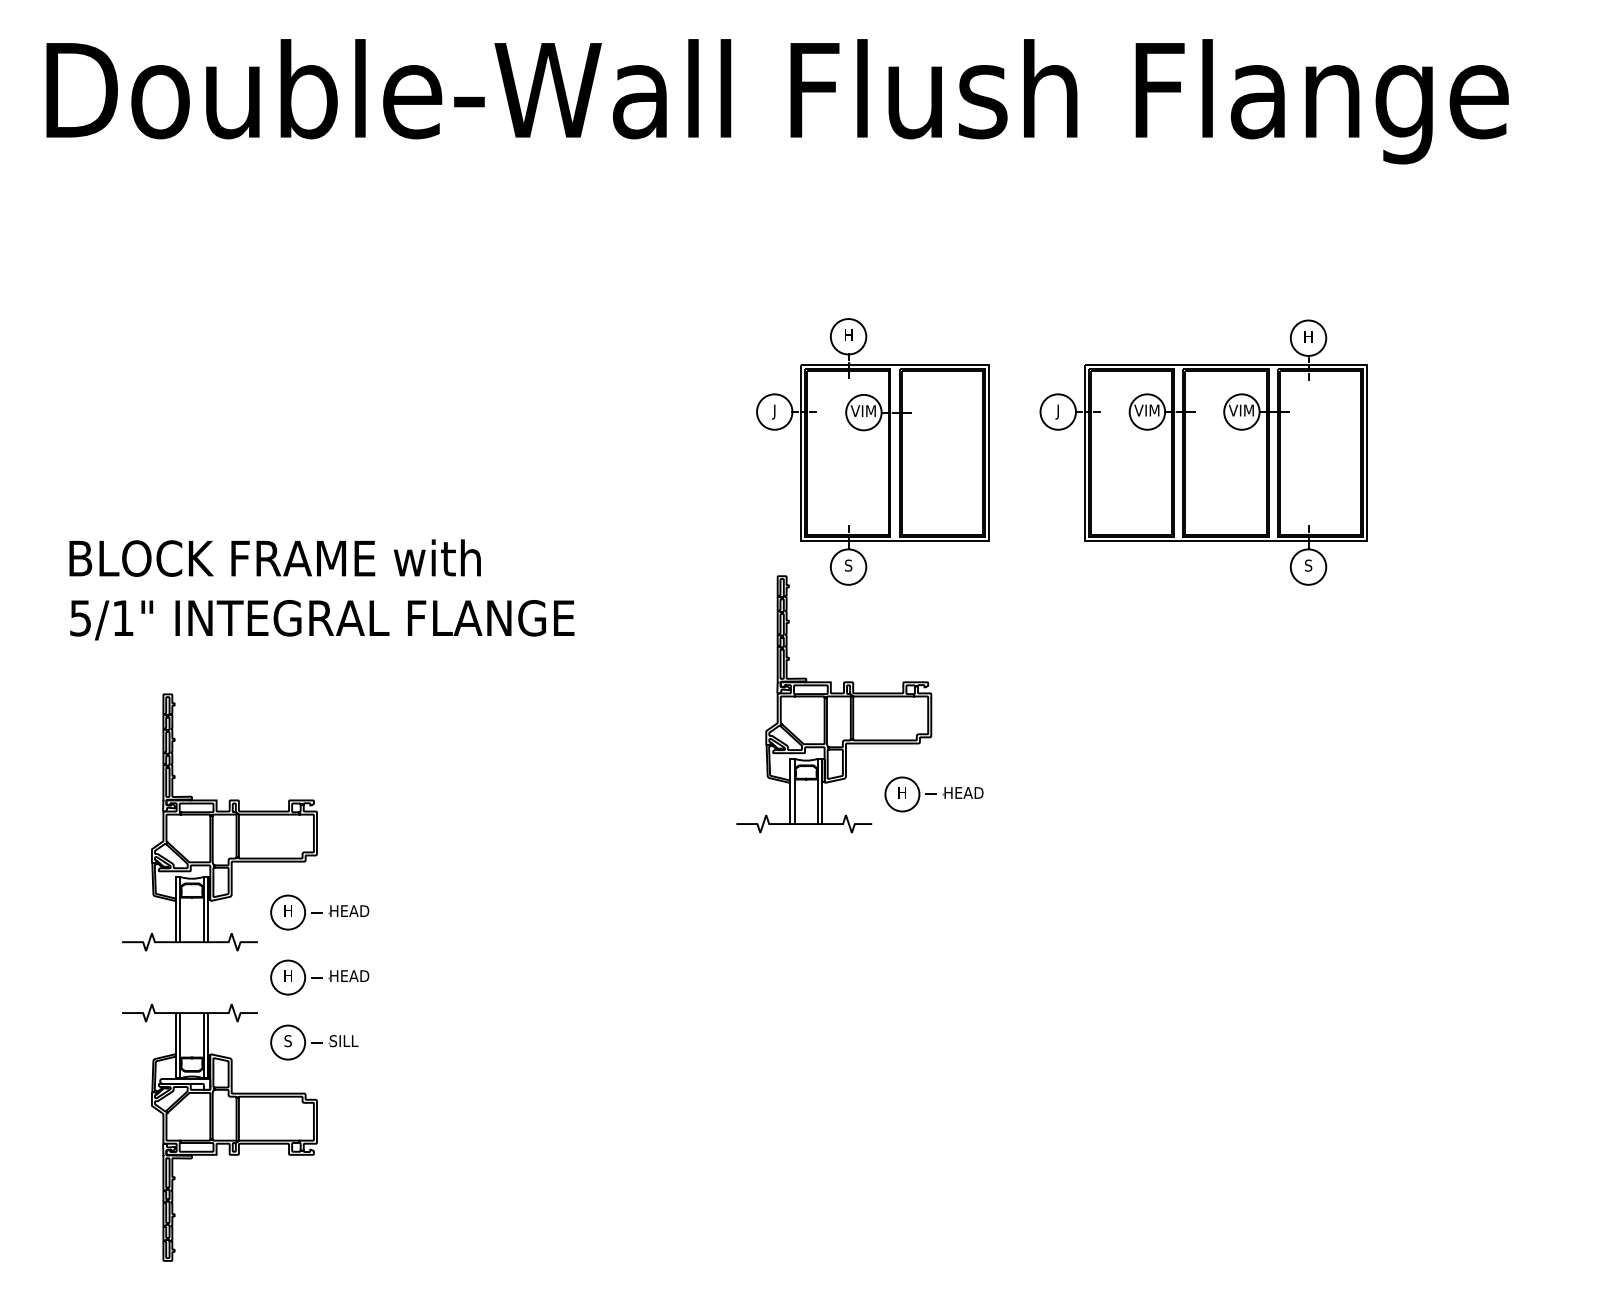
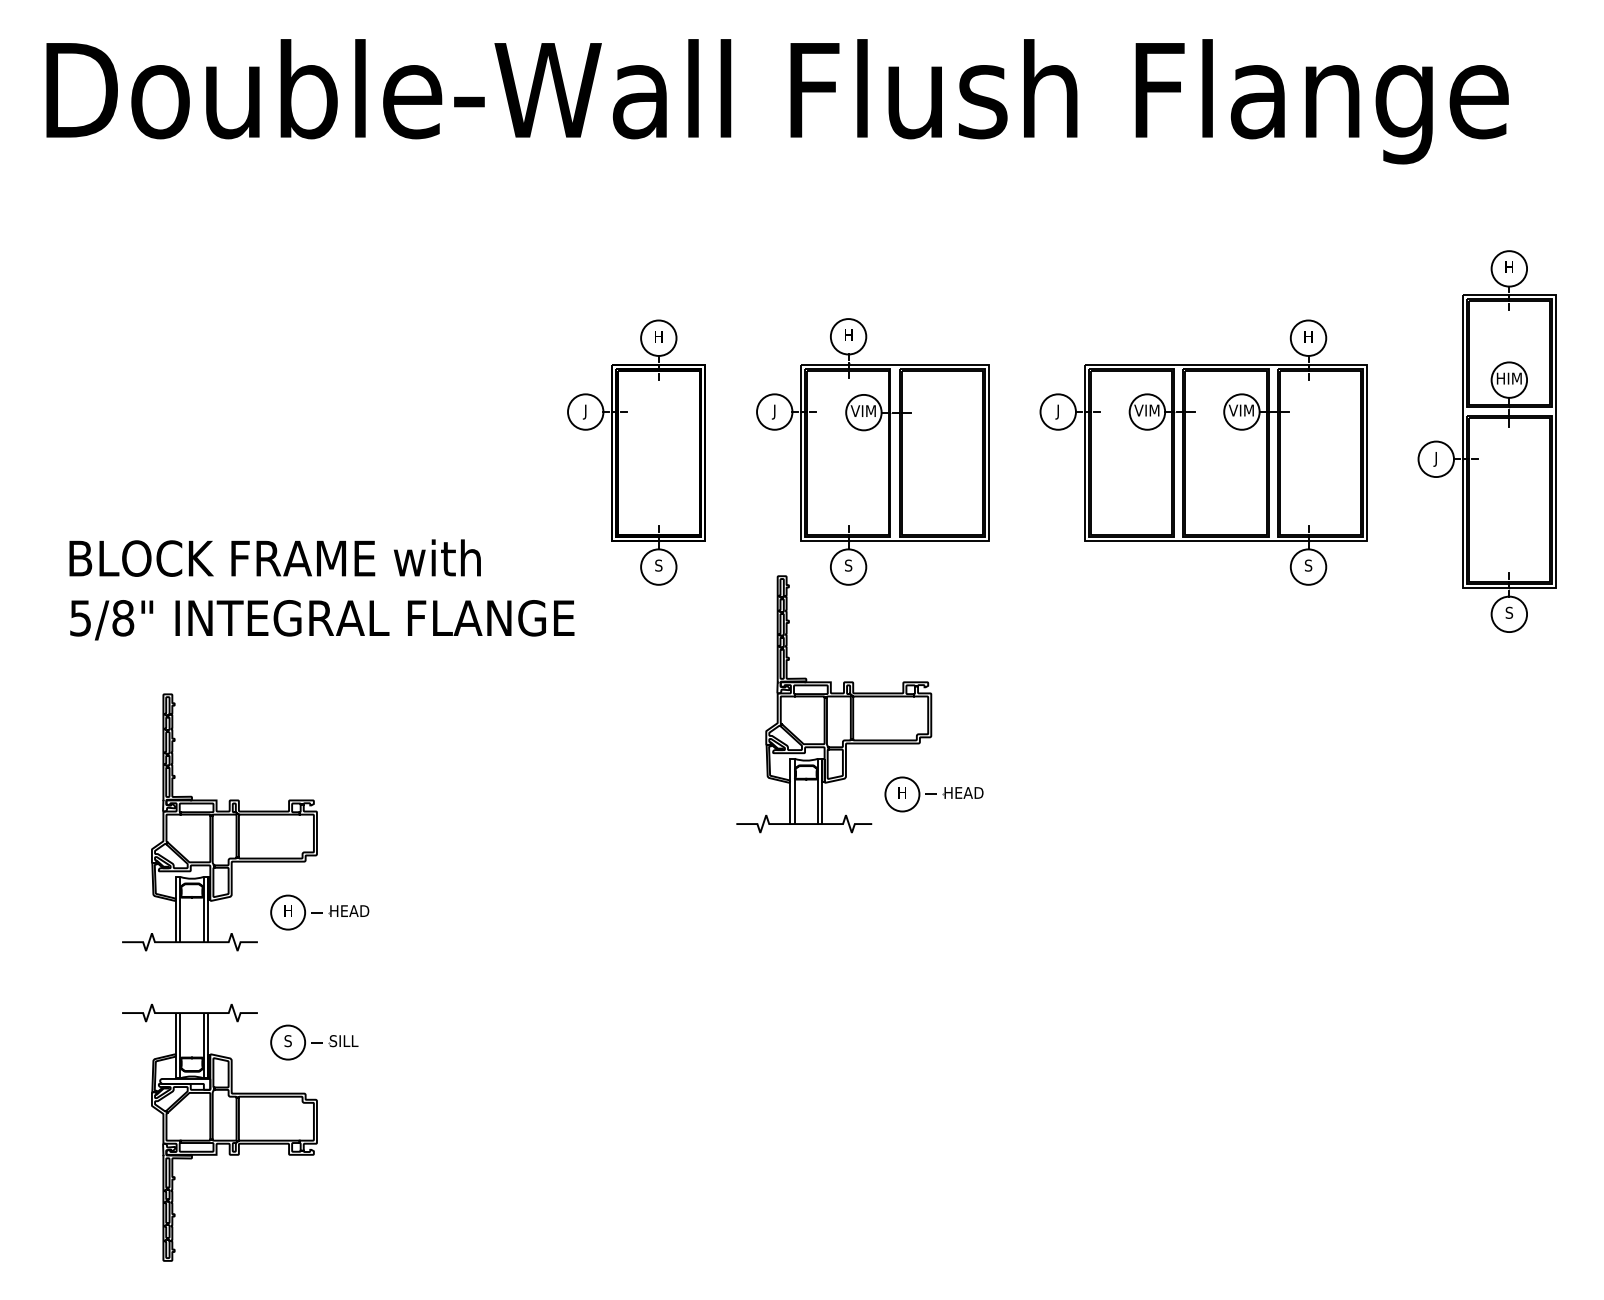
part: none -> present (1486, 441)
part: none -> present (636, 452)
text: 5/1" -> 5/8" (123, 618)
part: present -> none (319, 977)
